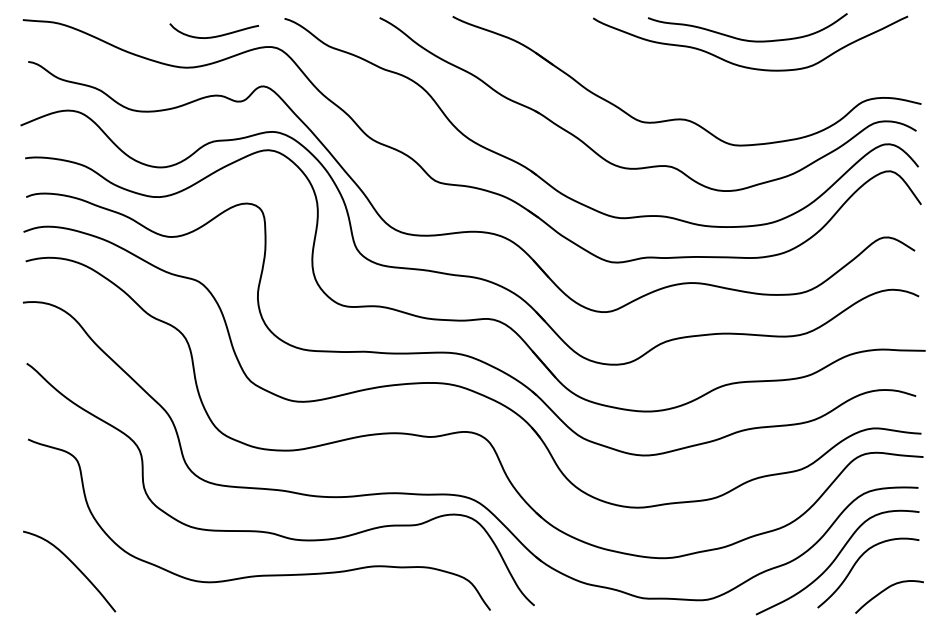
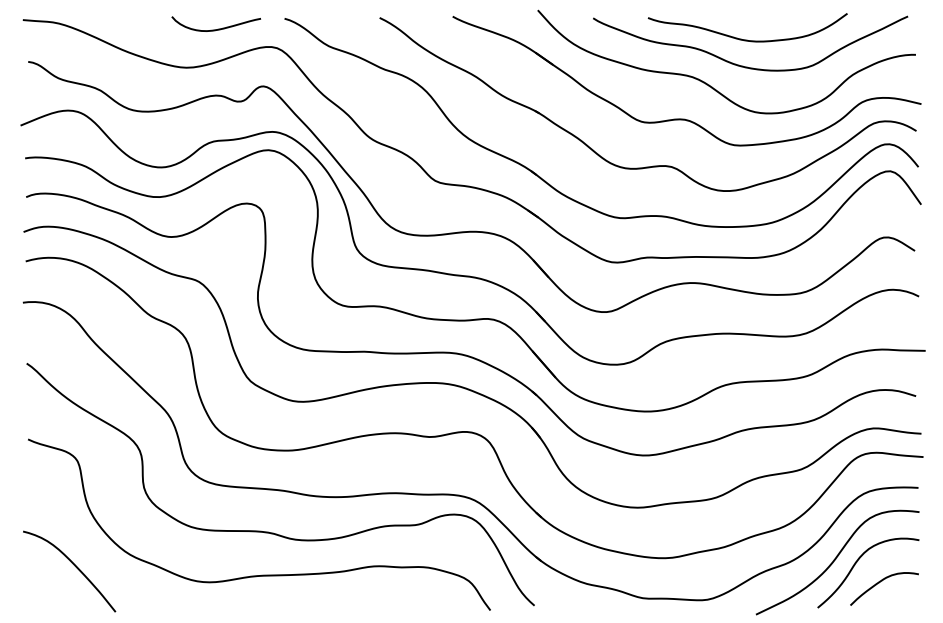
curve position: (216, 35) -> (218, 28) (218, 28)
curve: none -> present (709, 84)
curve position: (884, 591) -> (879, 583) (879, 583)
